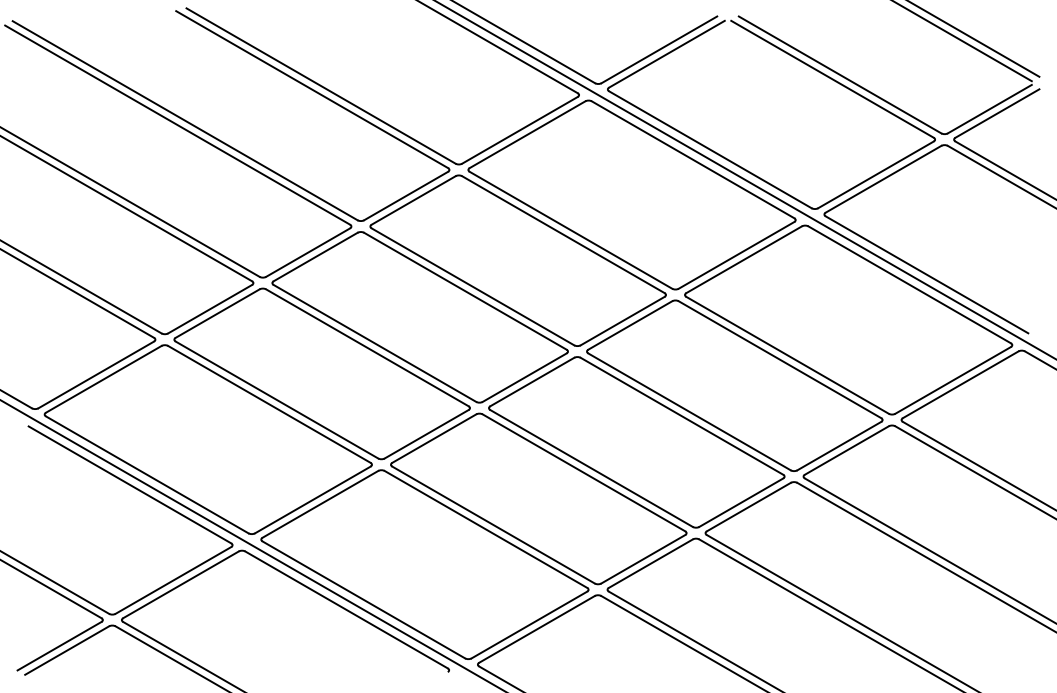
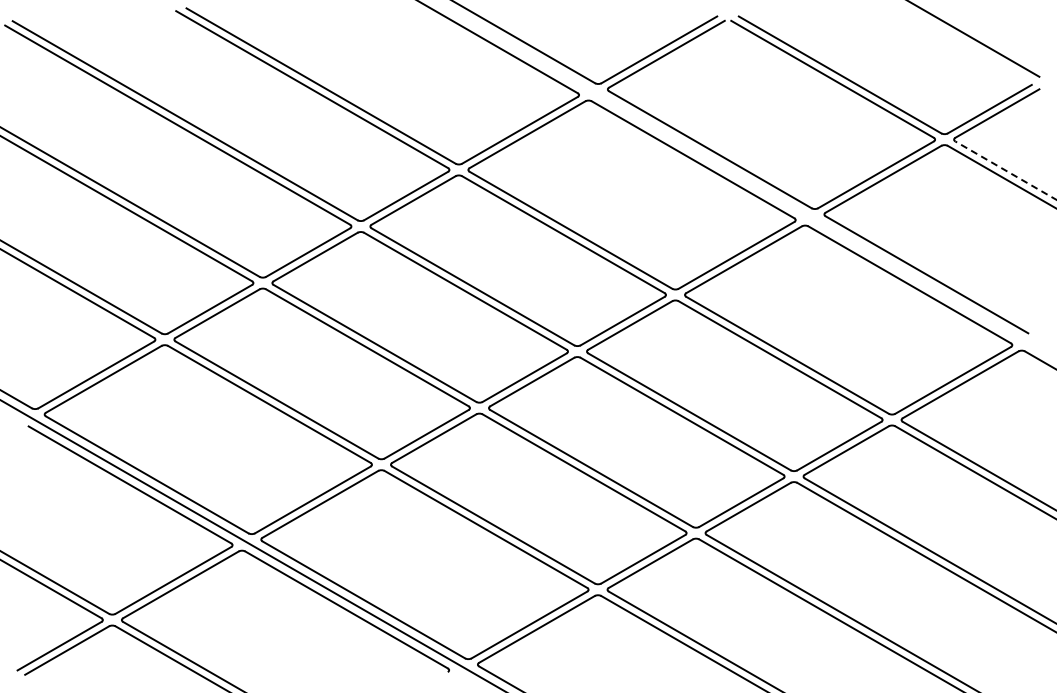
line: present -> none (963, 41)
line: solid -> dashed (1005, 170)
line: present -> none (745, 179)
